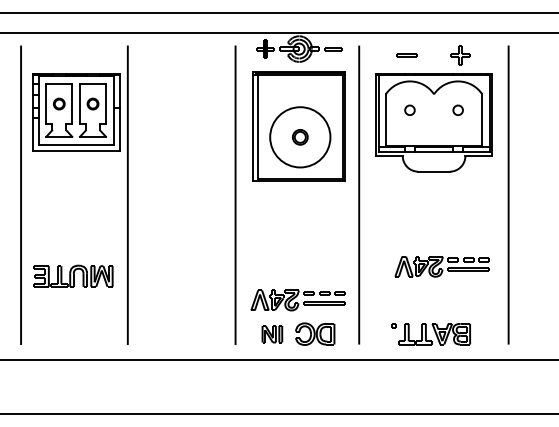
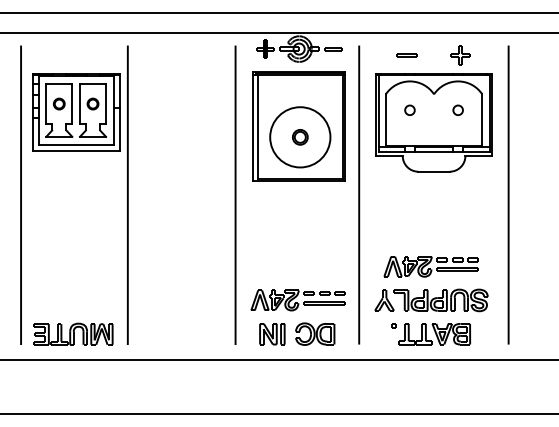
part position: (441, 266) -> (430, 266) (430, 266)
part position: (73, 275) -> (73, 333) (73, 333)
part: none -> present (431, 300)
part size: 23x19 px -> 27x23 px (272, 334)
